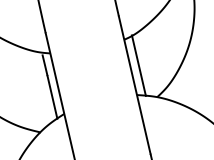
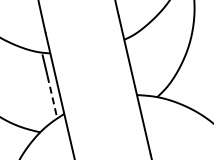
line: present -> none (138, 65)
line: solid -> dashed (52, 97)
